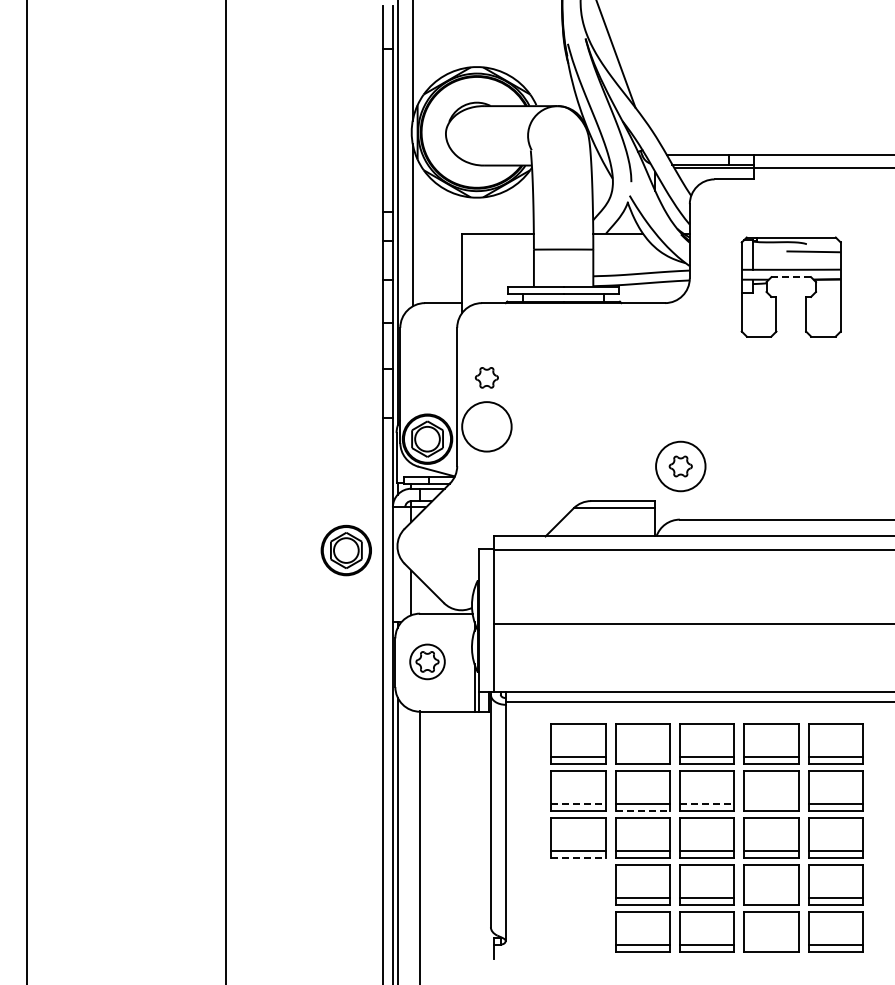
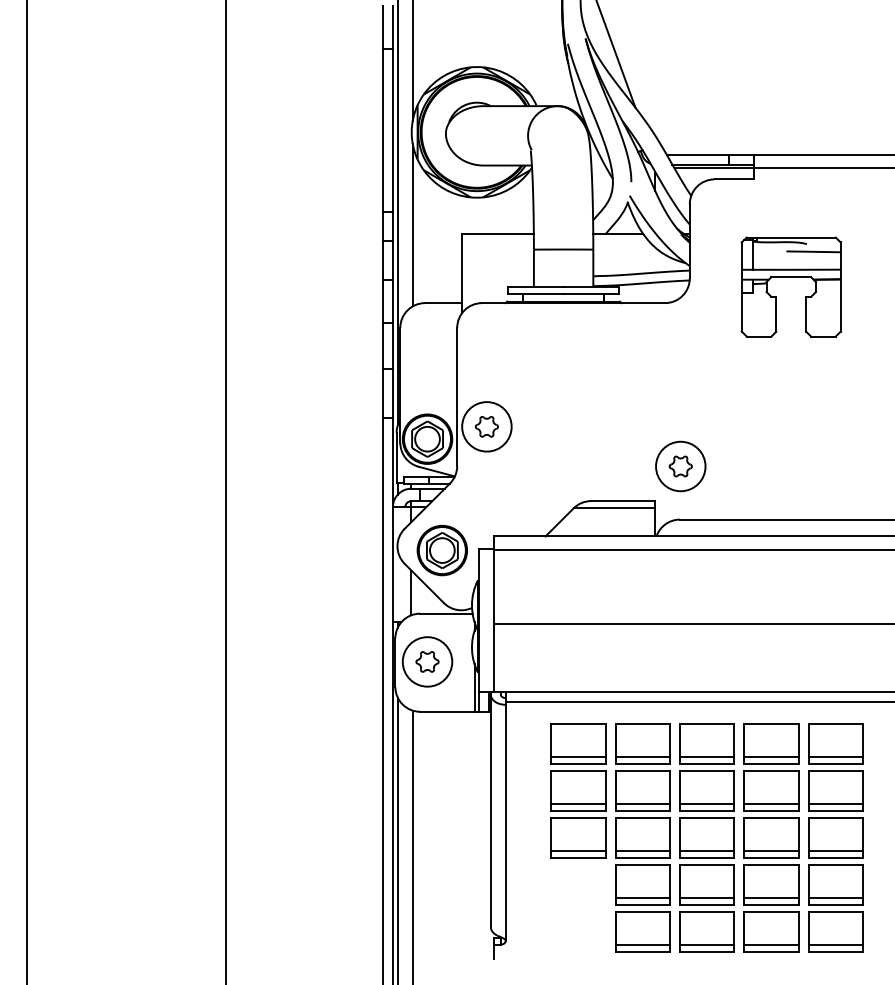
line: dashed -> solid (791, 277)
part position: (486, 377) -> (486, 426) (486, 426)
part position: (345, 550) -> (441, 550) (441, 550)
circle diameter: 35 px -> 49 px (427, 661)
line: none -> present (642, 756)
line: dashed -> solid (578, 803)
line: dashed -> solid (707, 803)
line: none -> present (771, 803)
line: dashed -> solid (643, 810)
line position: (419, 845) -> (412, 845) (412, 845)
line: dashed -> solid (578, 857)
line: none -> present (771, 898)
line: none -> present (771, 945)
